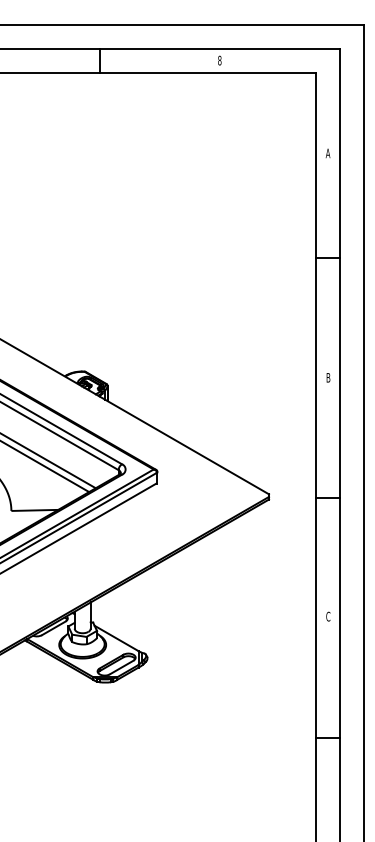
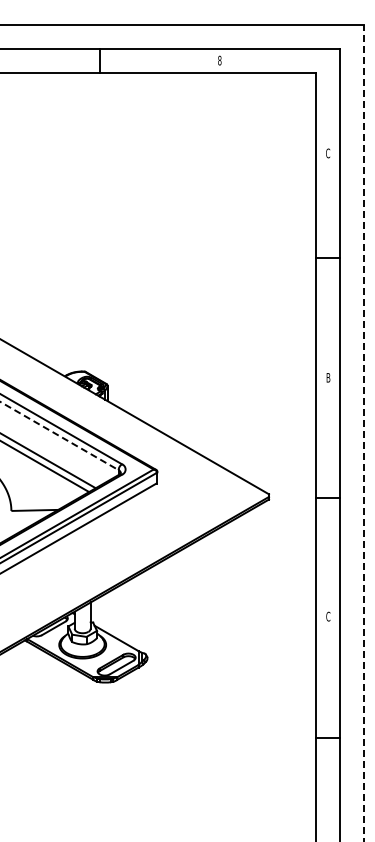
text: A -> C (327, 153)
line: solid -> dashed (363, 433)
line: solid -> dashed (59, 436)
